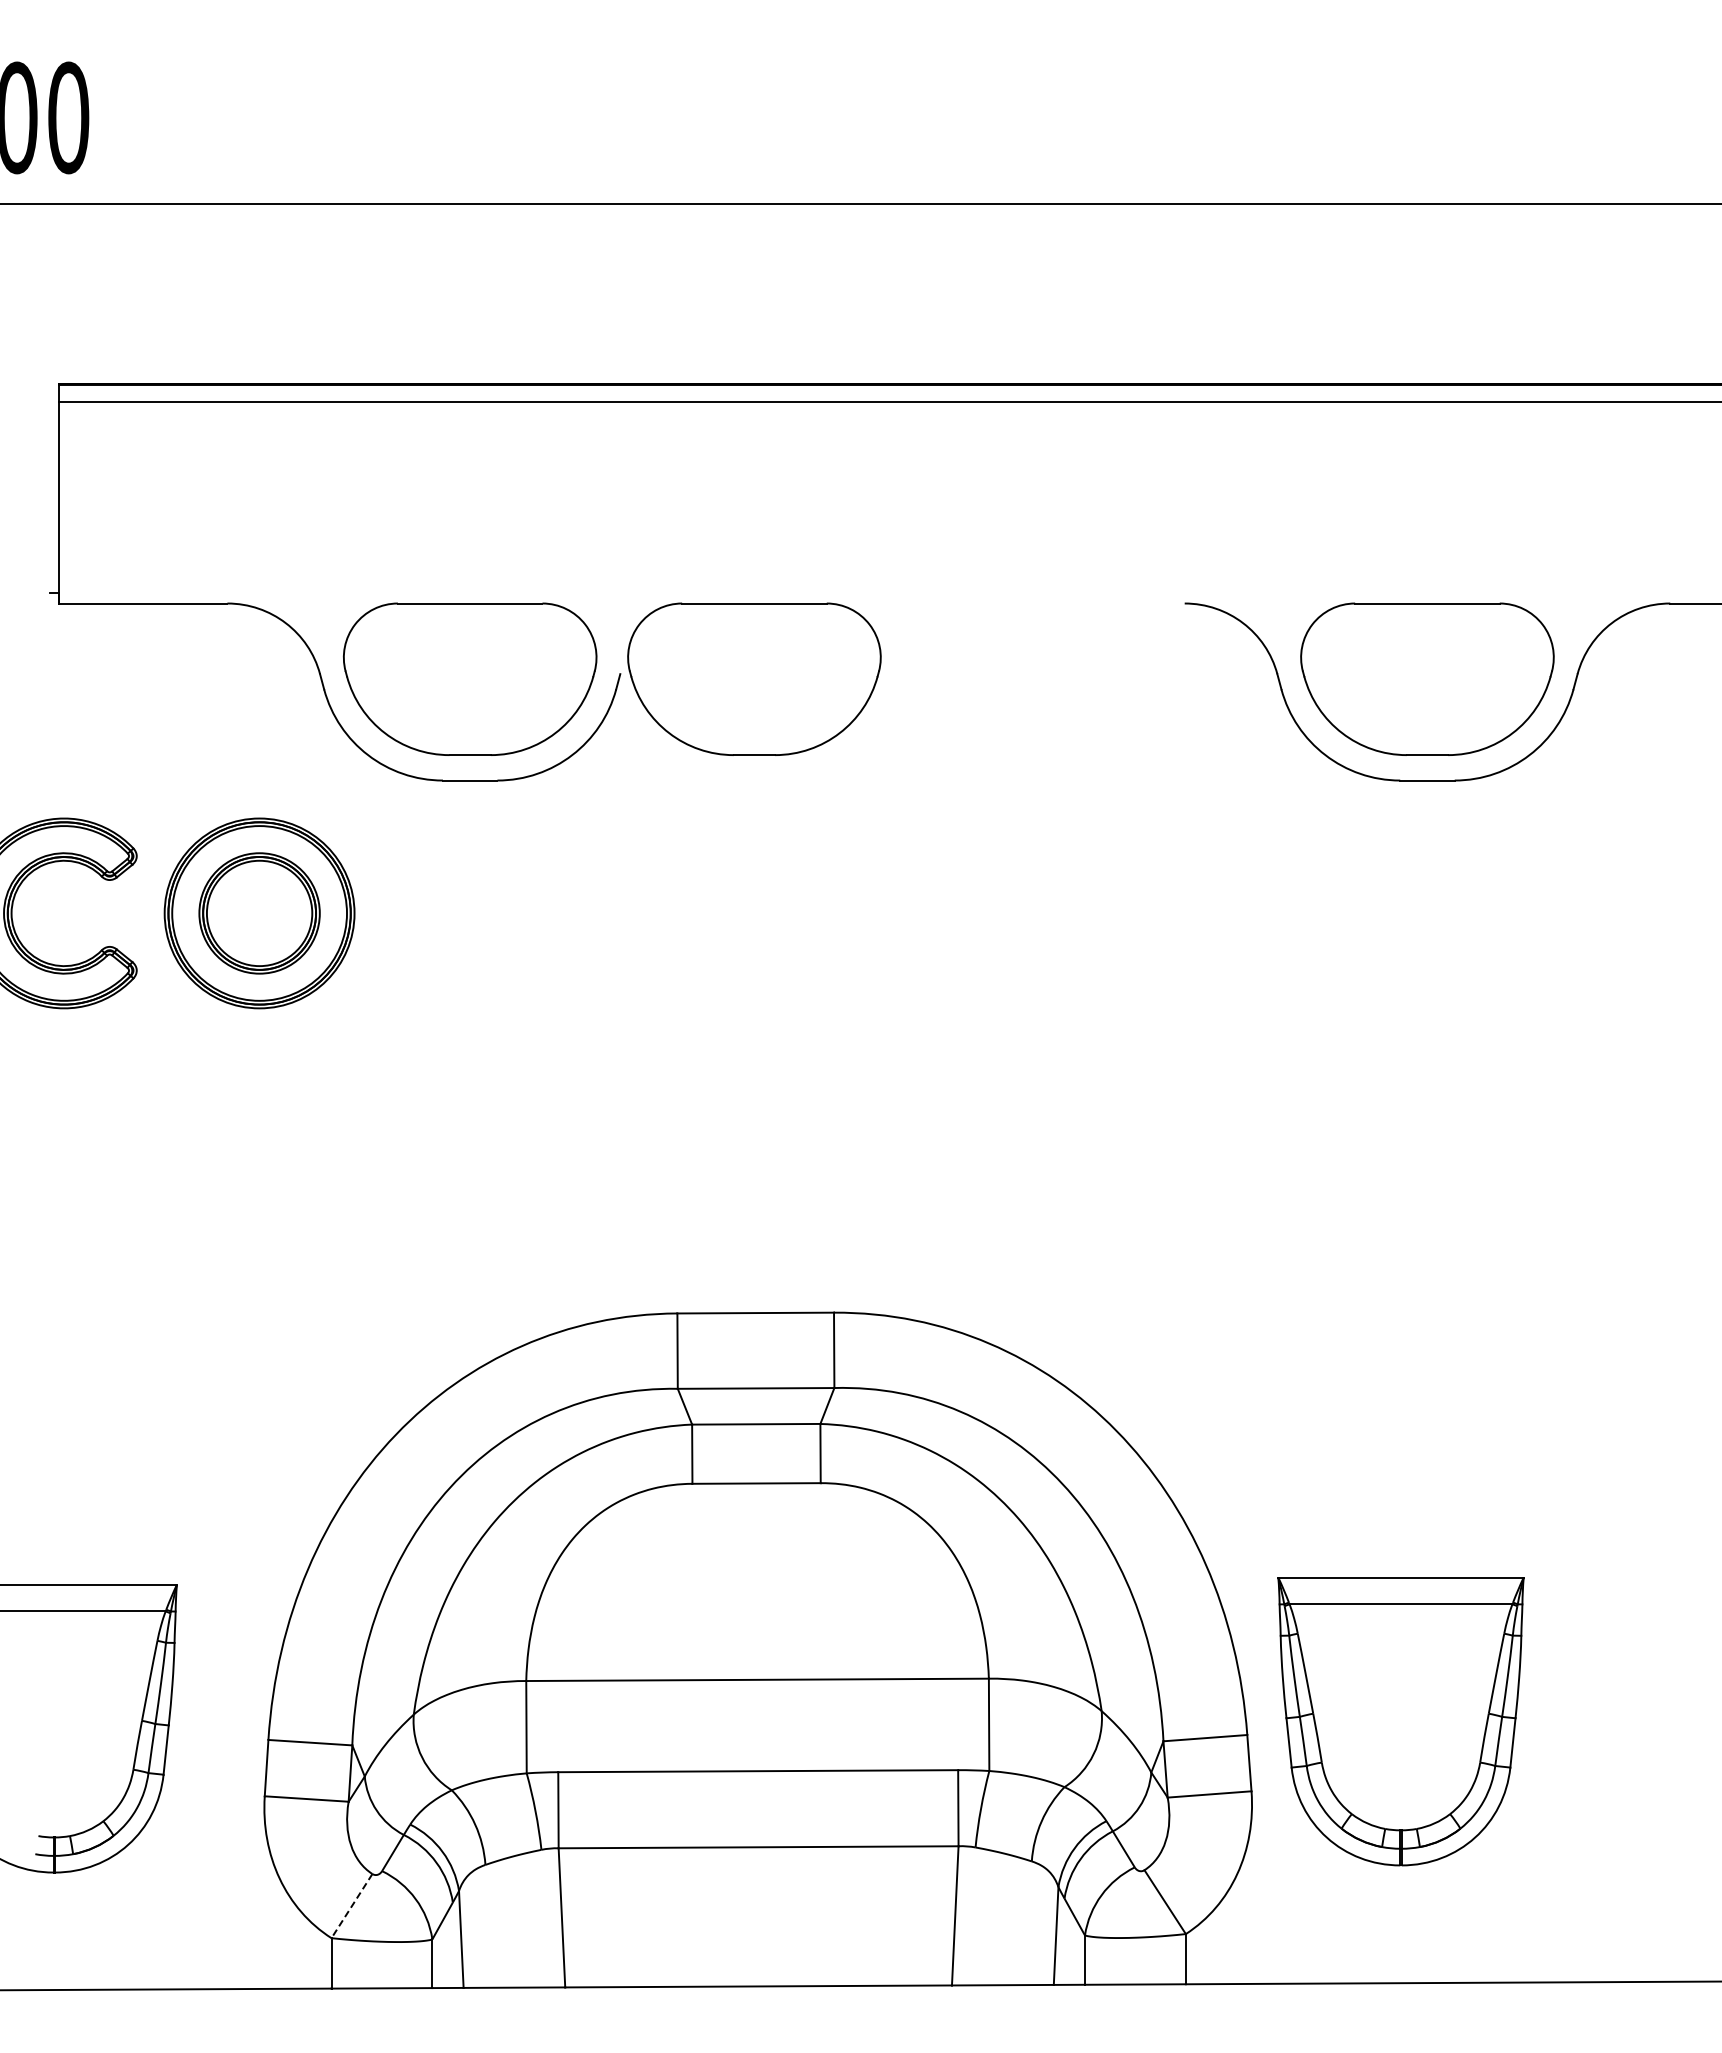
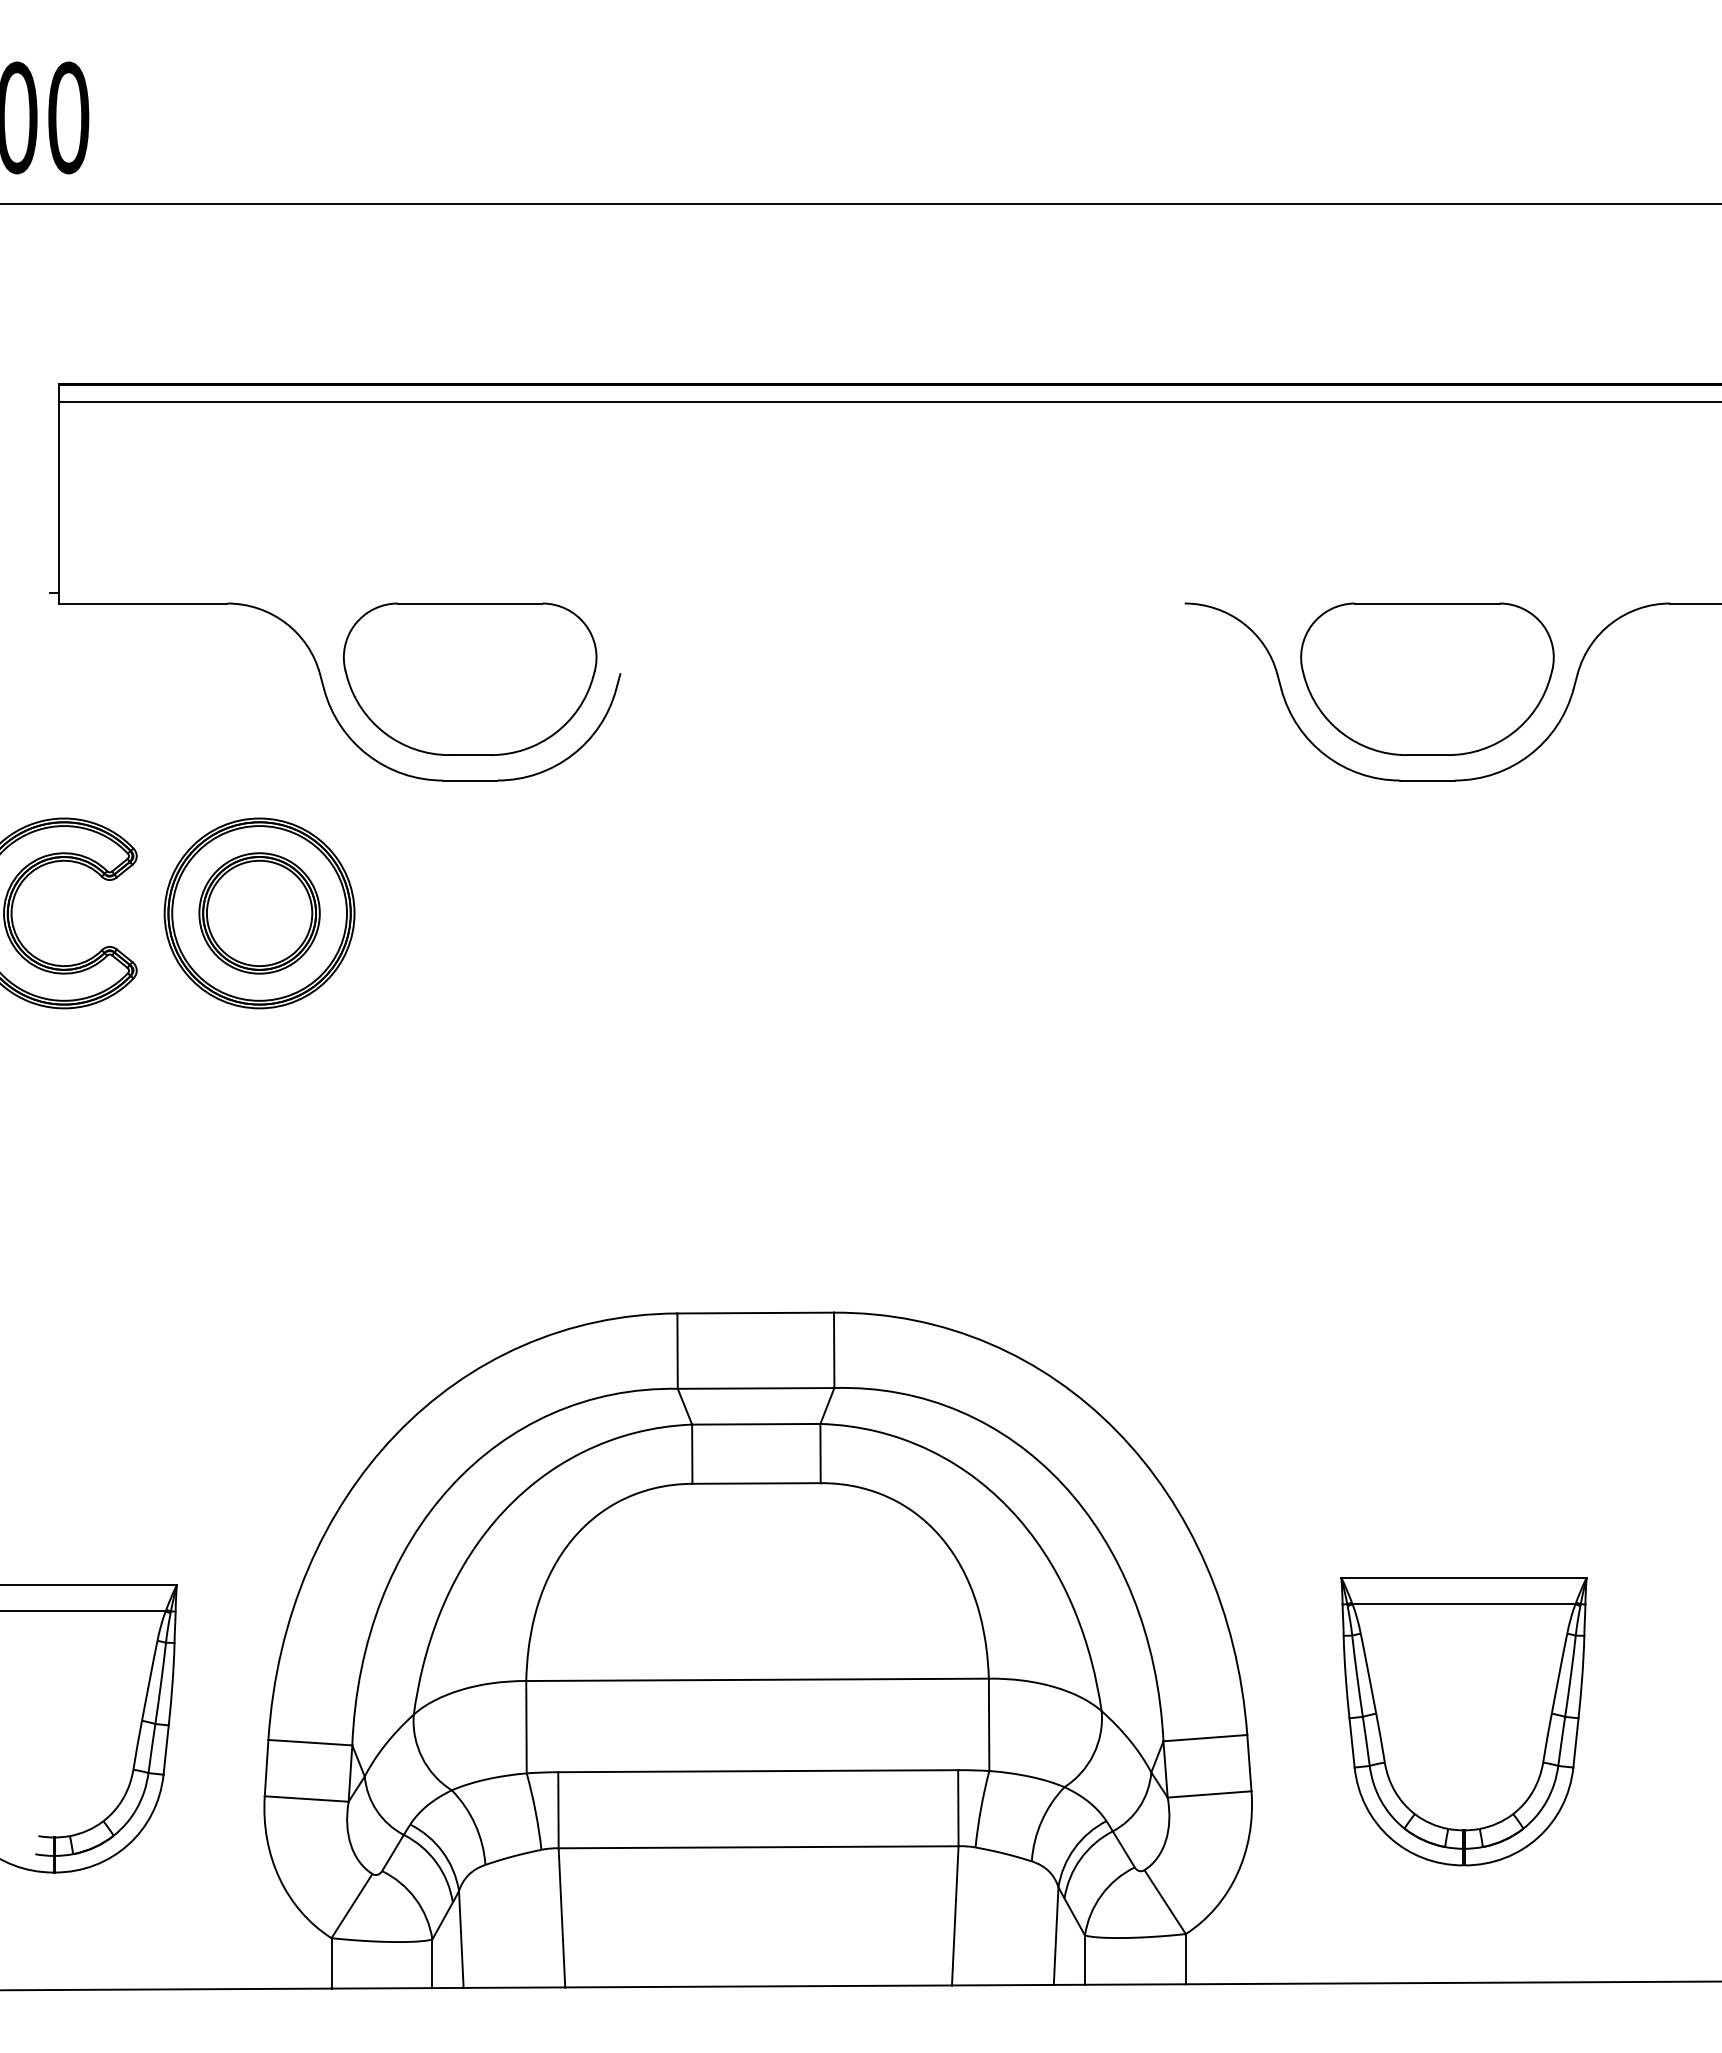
part: present -> none (754, 678)
part position: (1400, 1721) -> (1463, 1721) (1463, 1721)
line: dashed -> solid (351, 1906)
